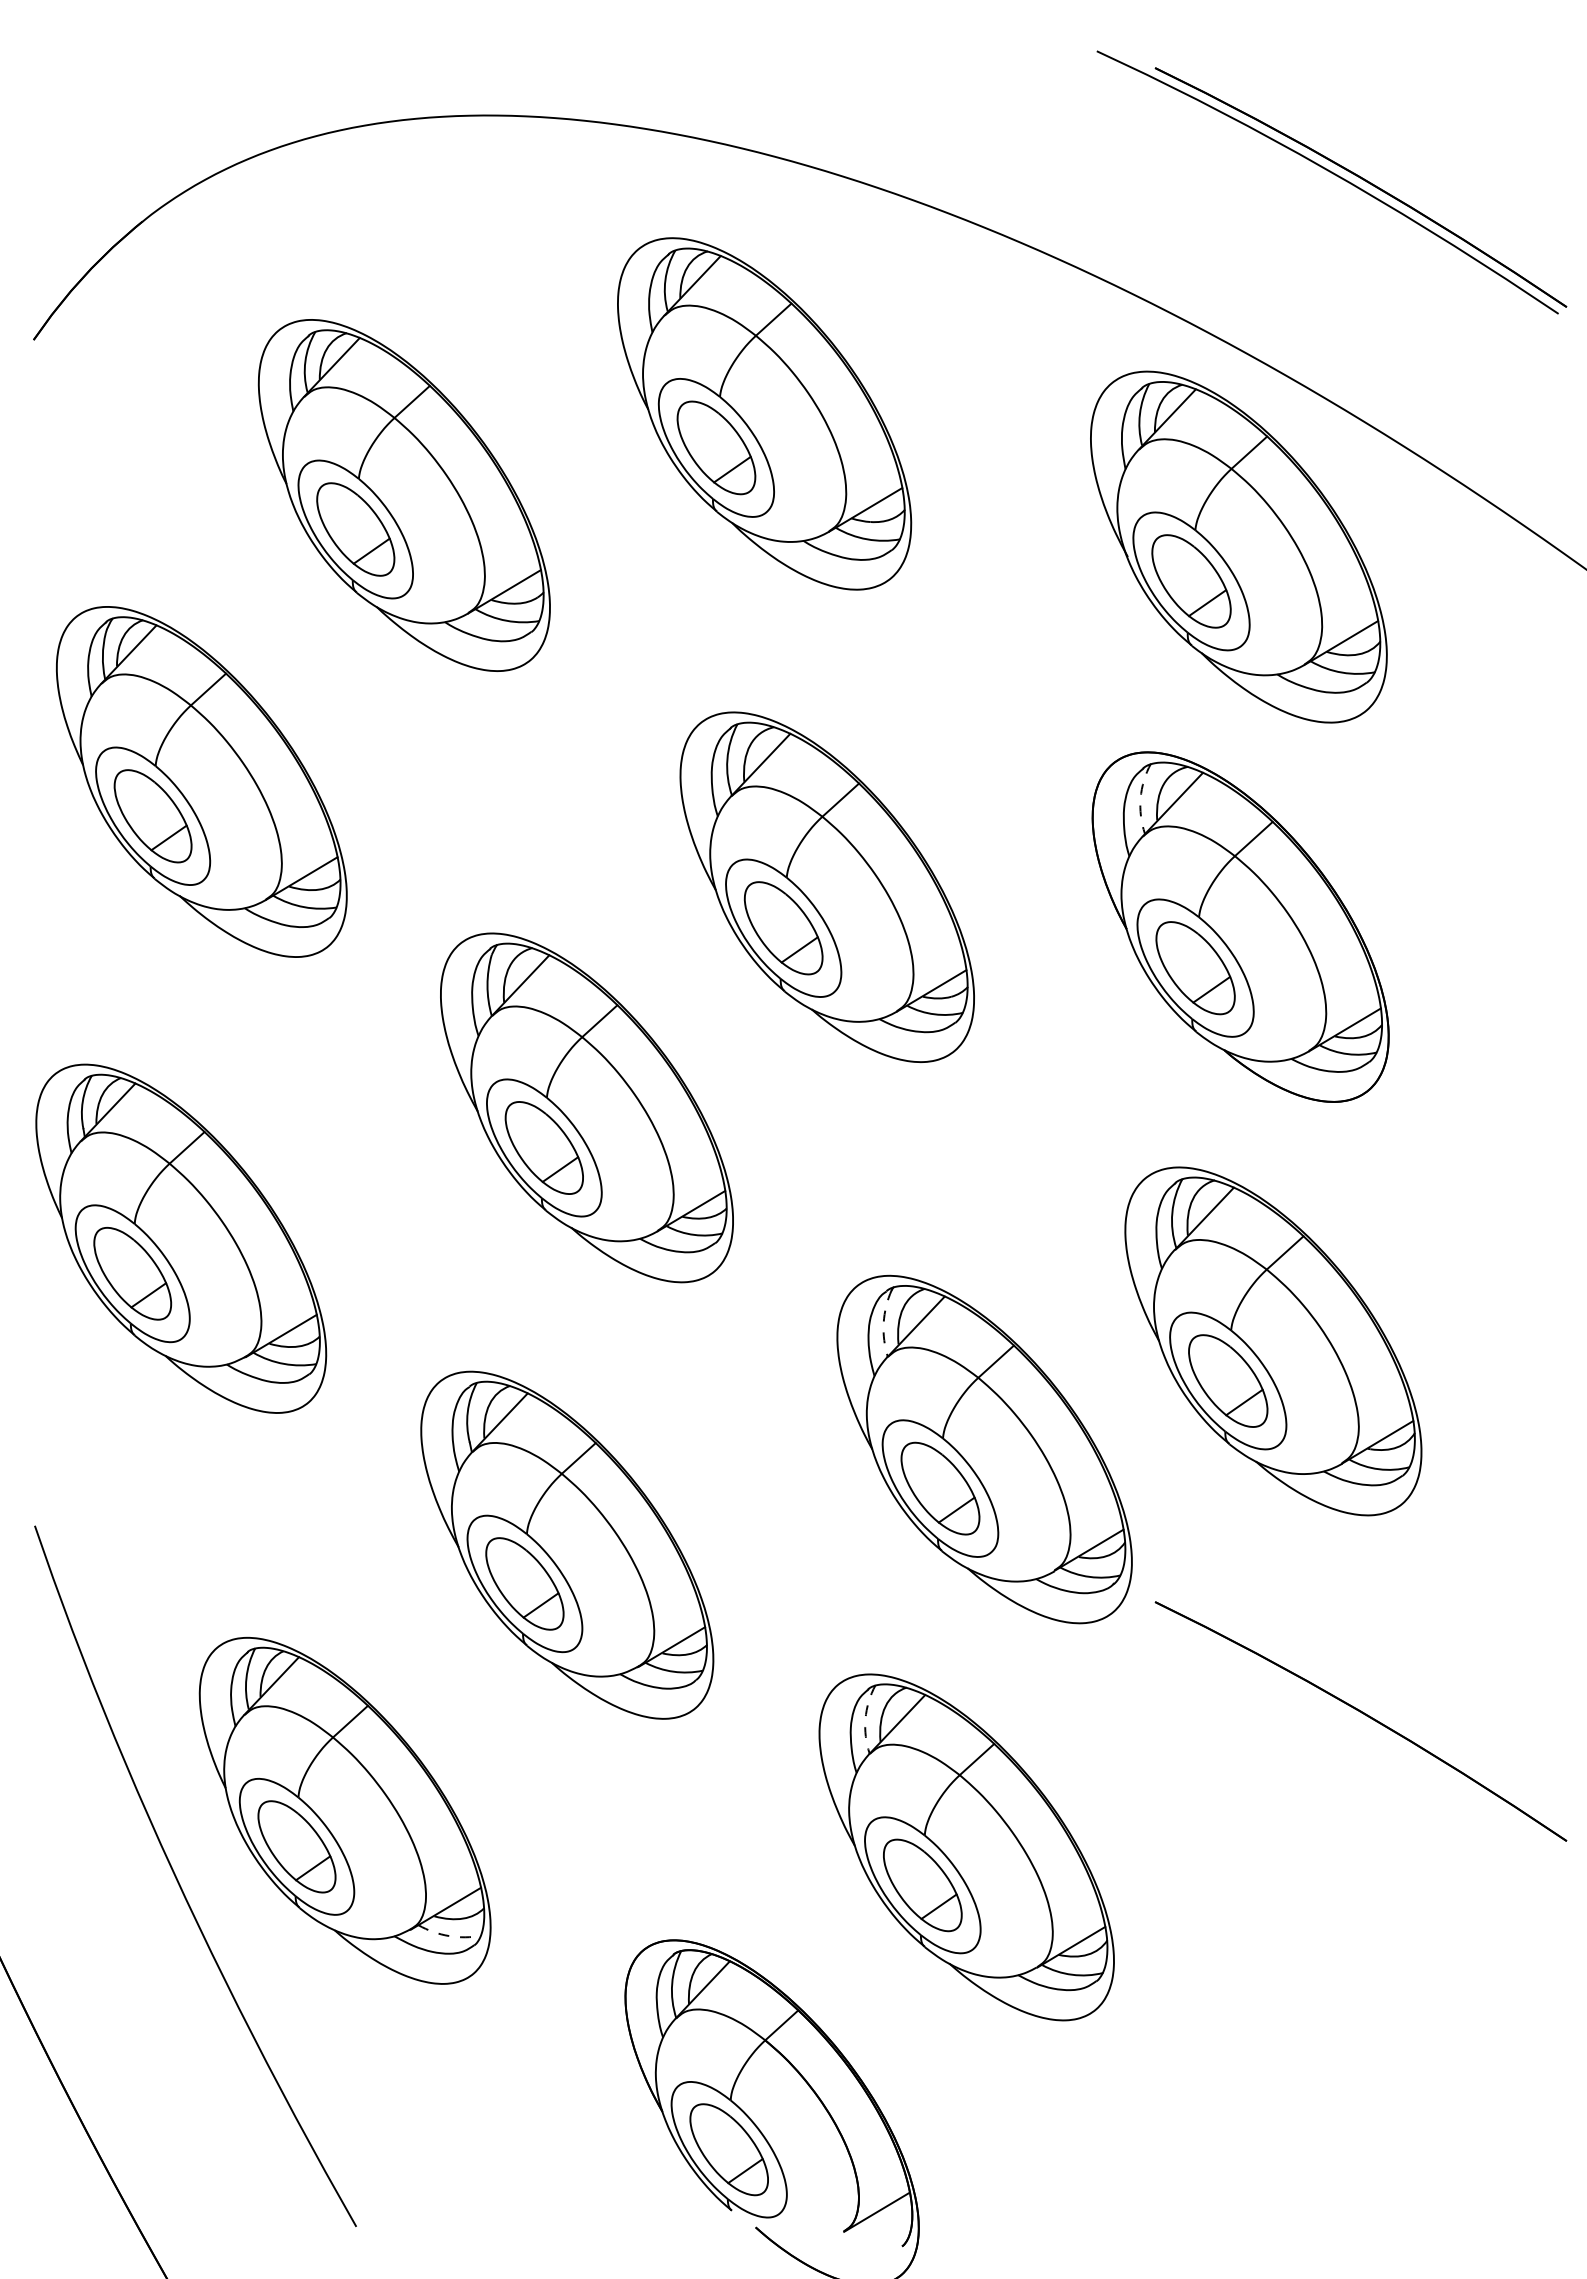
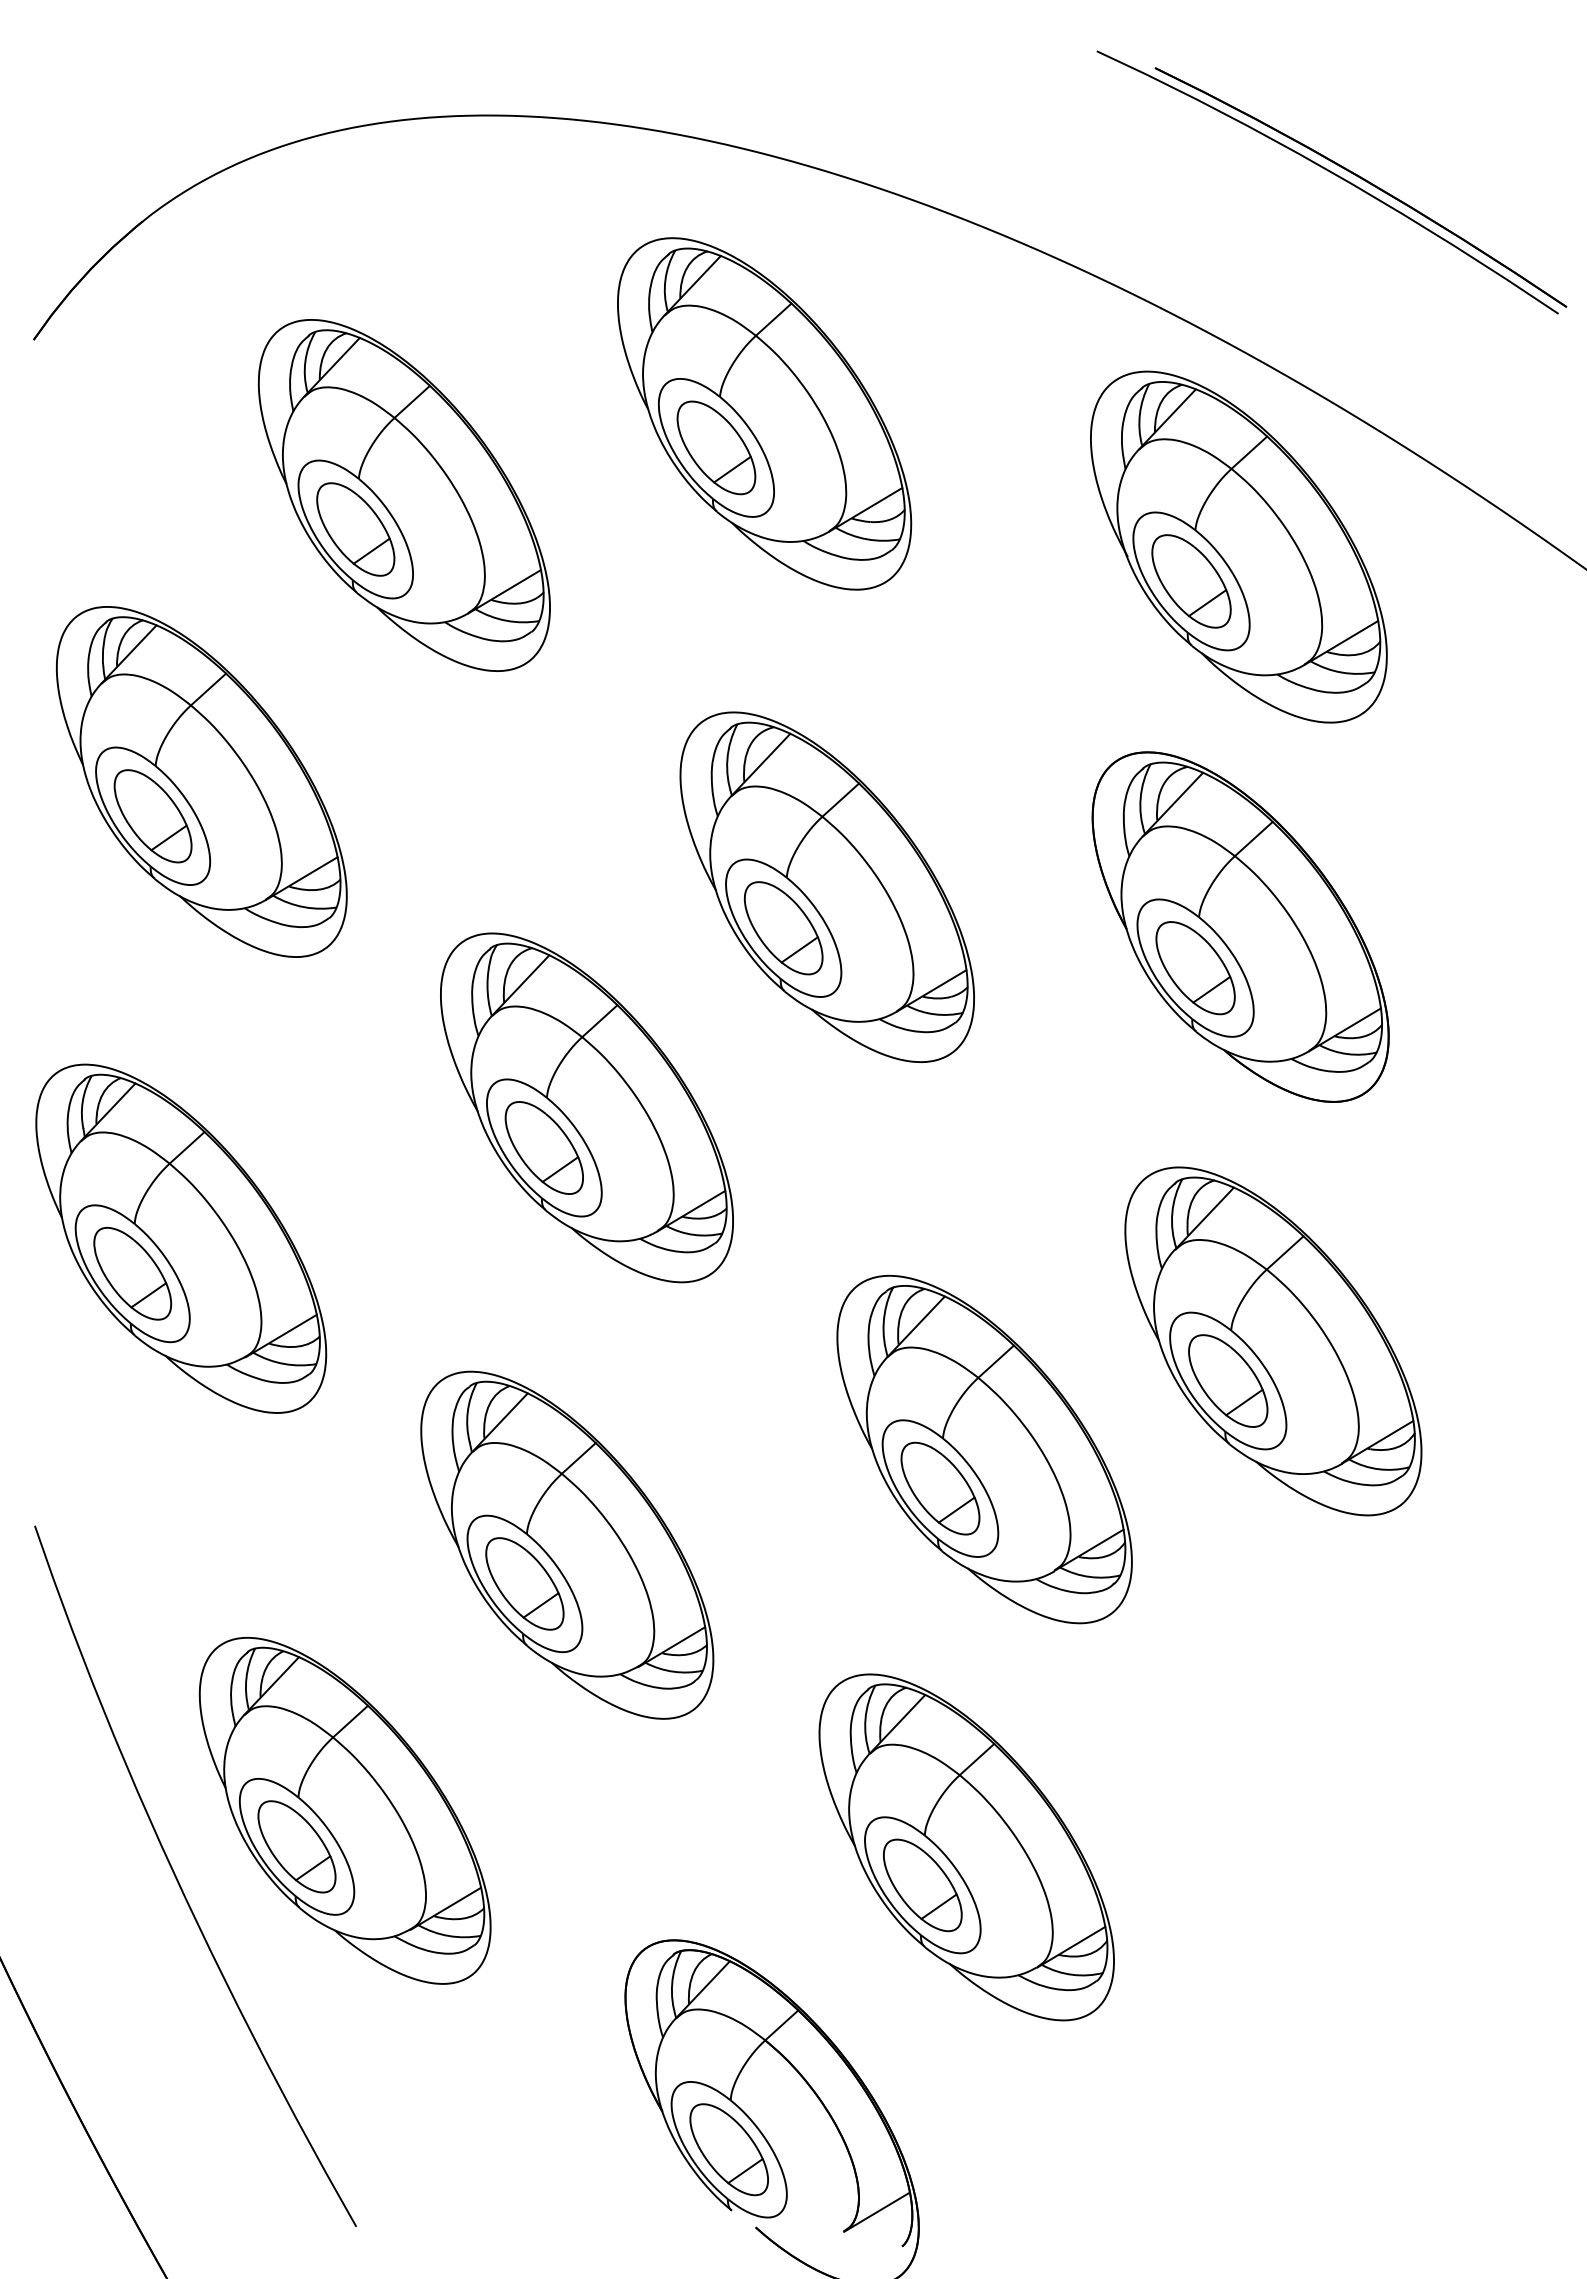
arc: dashed -> solid (1140, 798)
arc: dashed -> solid (883, 1323)
part: present -> none (1363, 1714)
arc: dashed -> solid (865, 1718)
arc: dashed -> solid (448, 1936)
